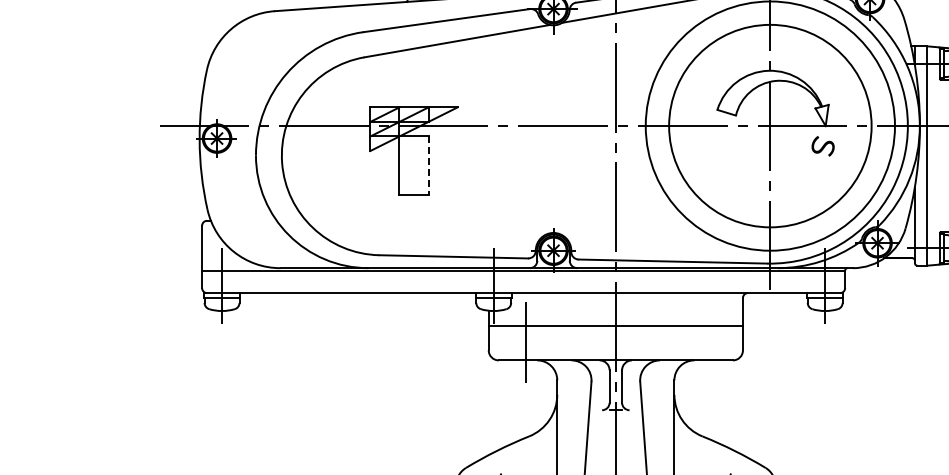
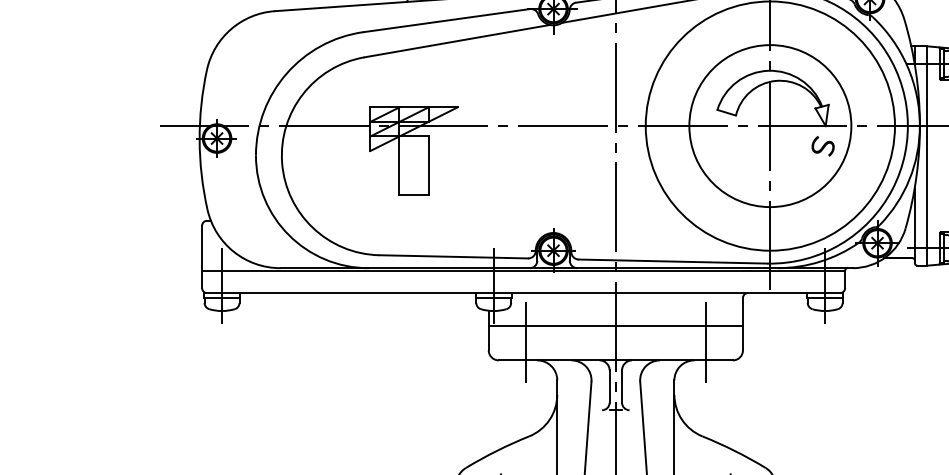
circle diameter: 203 px -> 162 px (770, 126)
line: dashed -> solid (428, 166)
line: none -> present (705, 342)
